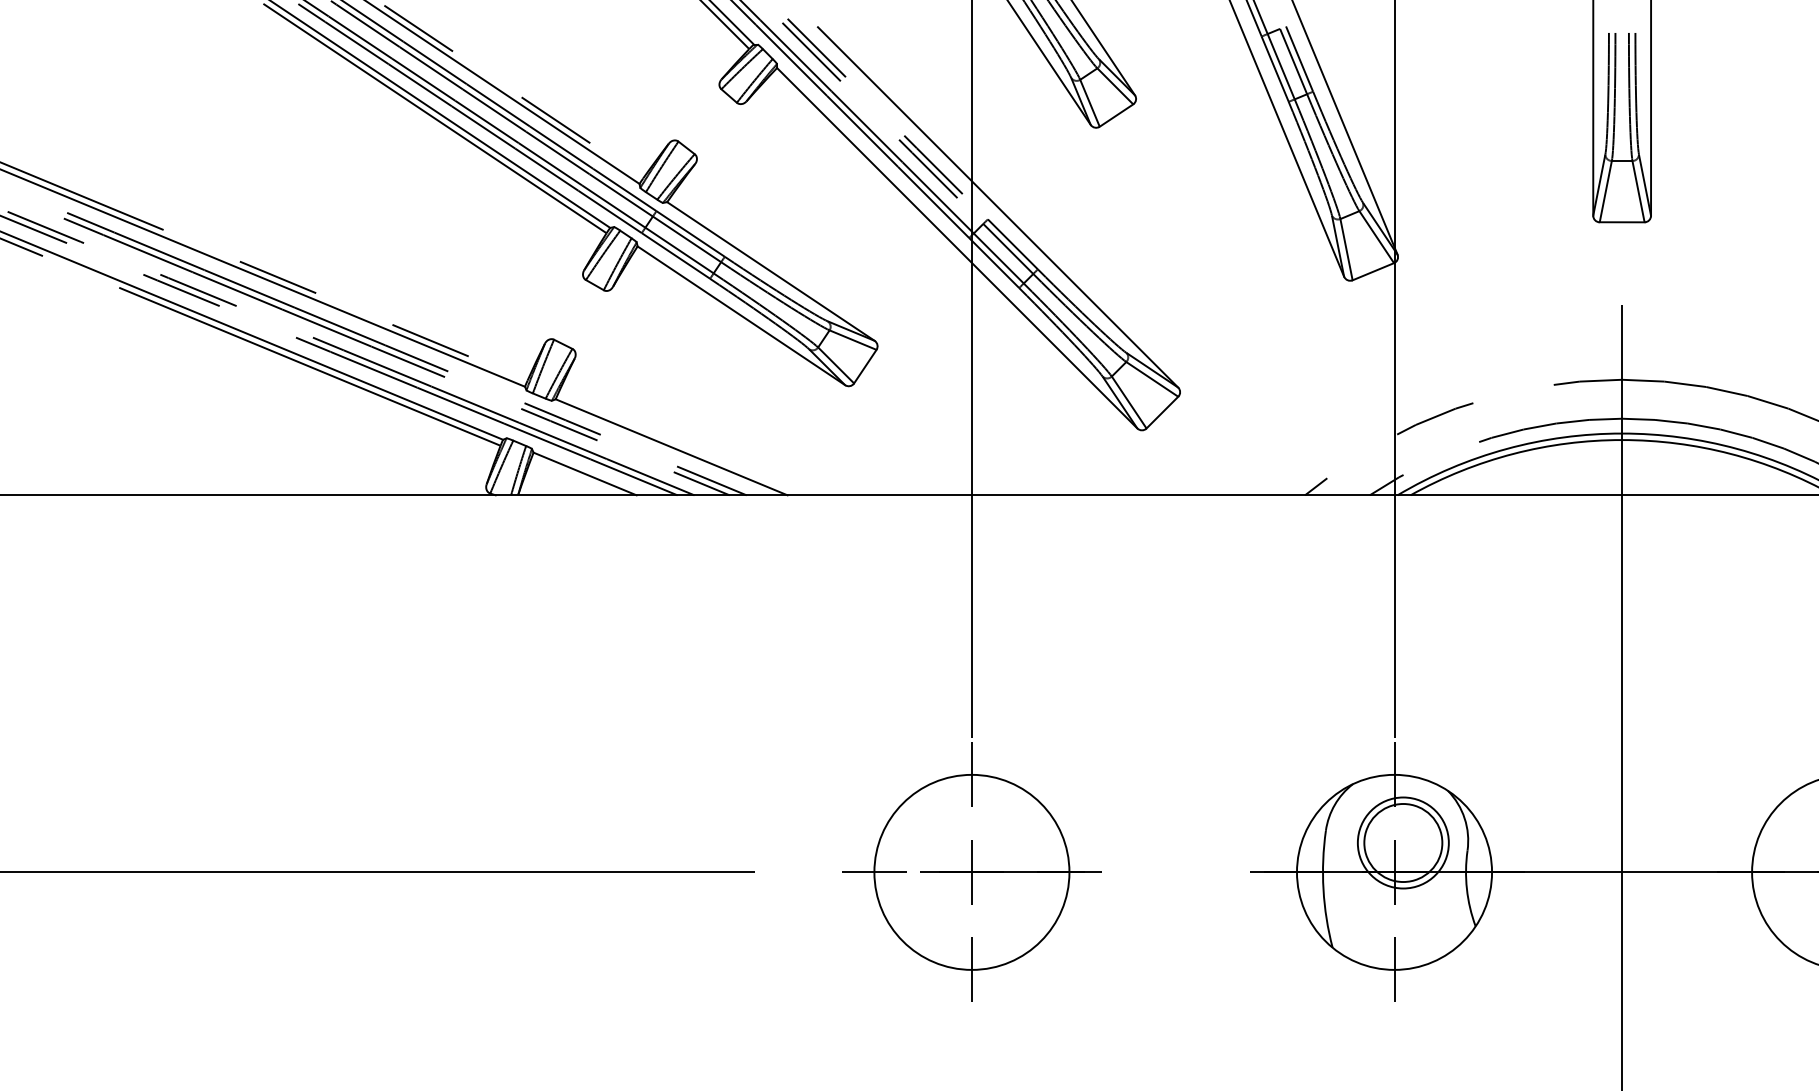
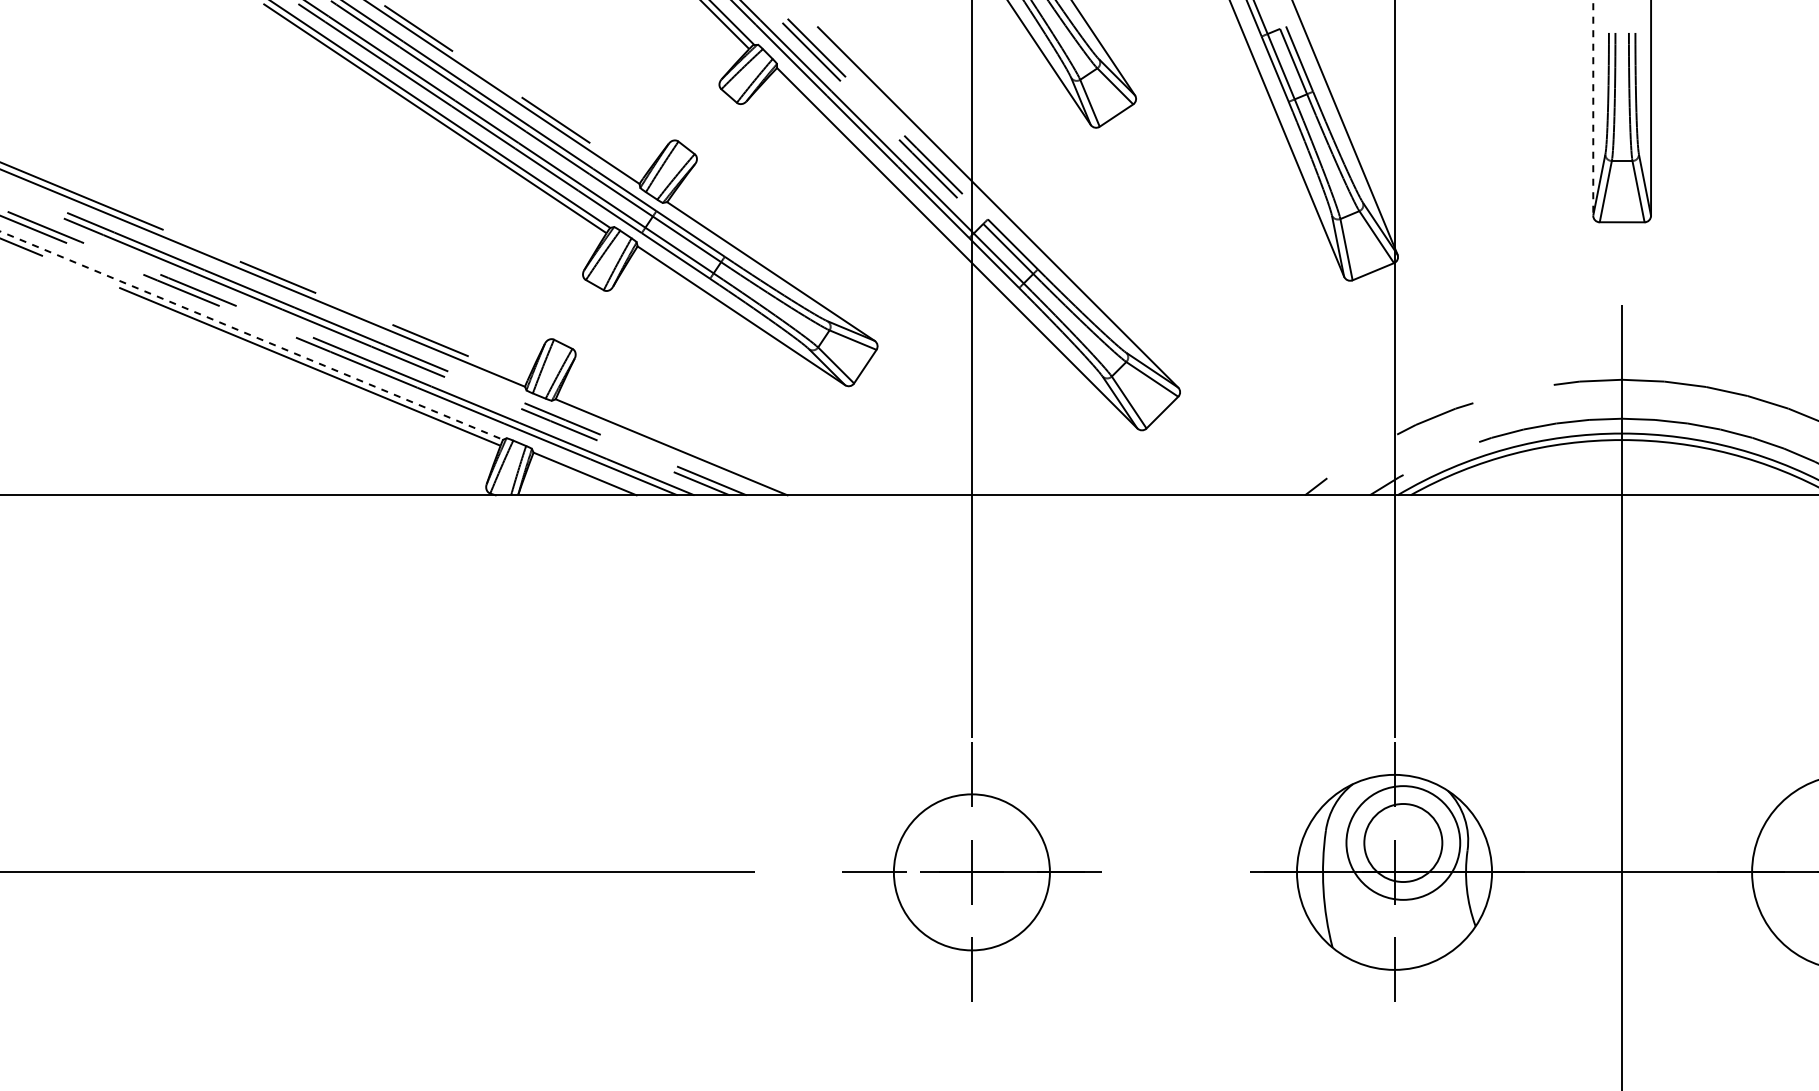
line: solid -> dashed (1593, 108)
line: solid -> dashed (251, 335)
circle diameter: 91 px -> 114 px (1403, 842)
circle diameter: 195 px -> 156 px (971, 872)
